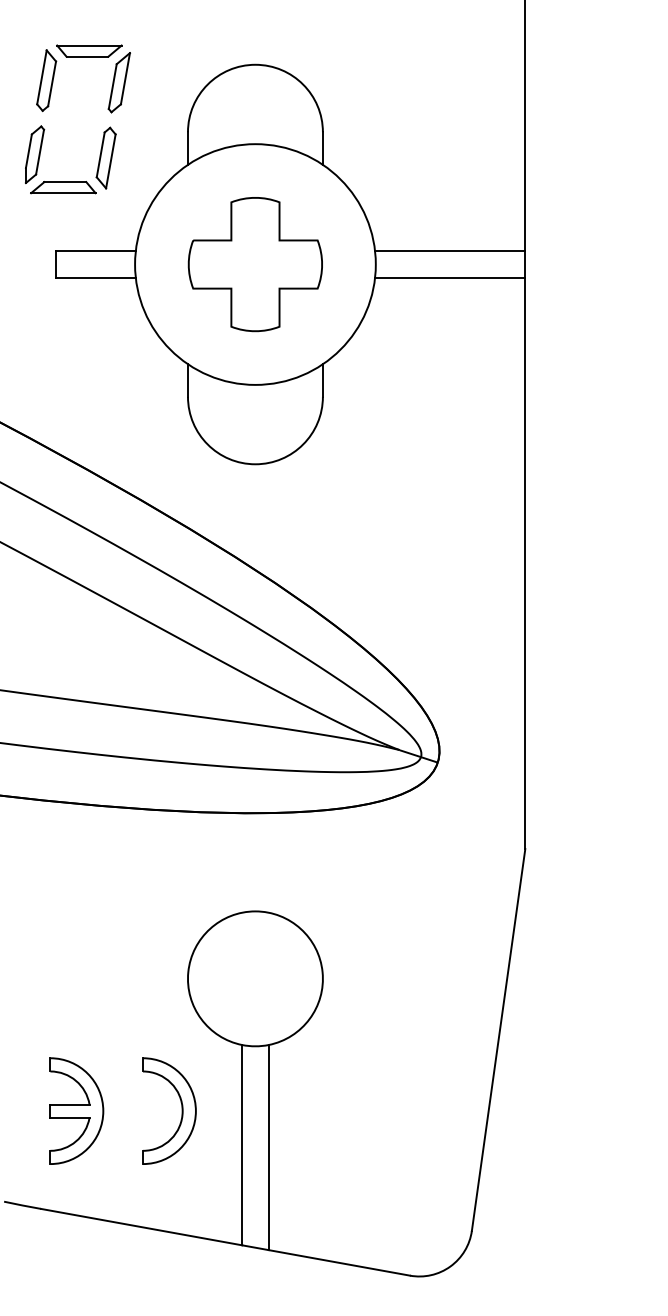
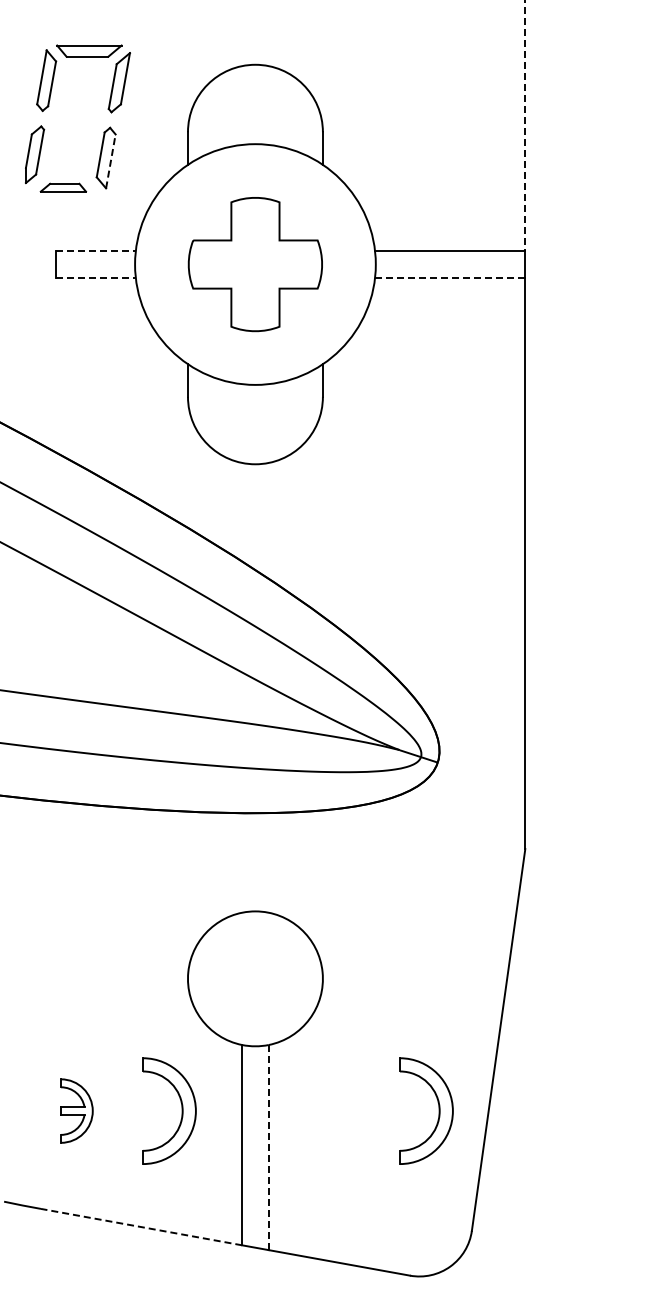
line: solid -> dashed (525, 126)
line: solid -> dashed (110, 160)
part size: 67x14 px -> 49x11 px (63, 187)
line: solid -> dashed (96, 251)
line: solid -> dashed (96, 277)
line: solid -> dashed (450, 277)
part size: 56x108 px -> 34x66 px (76, 1110)
part: none -> present (438, 1110)
line: solid -> dashed (268, 1147)
line: solid -> dashed (141, 1227)
